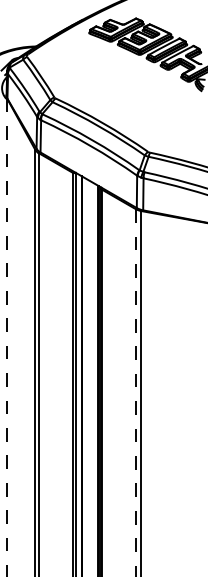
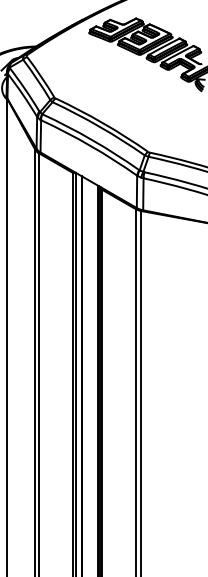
line: dashed -> solid (7, 337)
line: dashed -> solid (135, 393)
